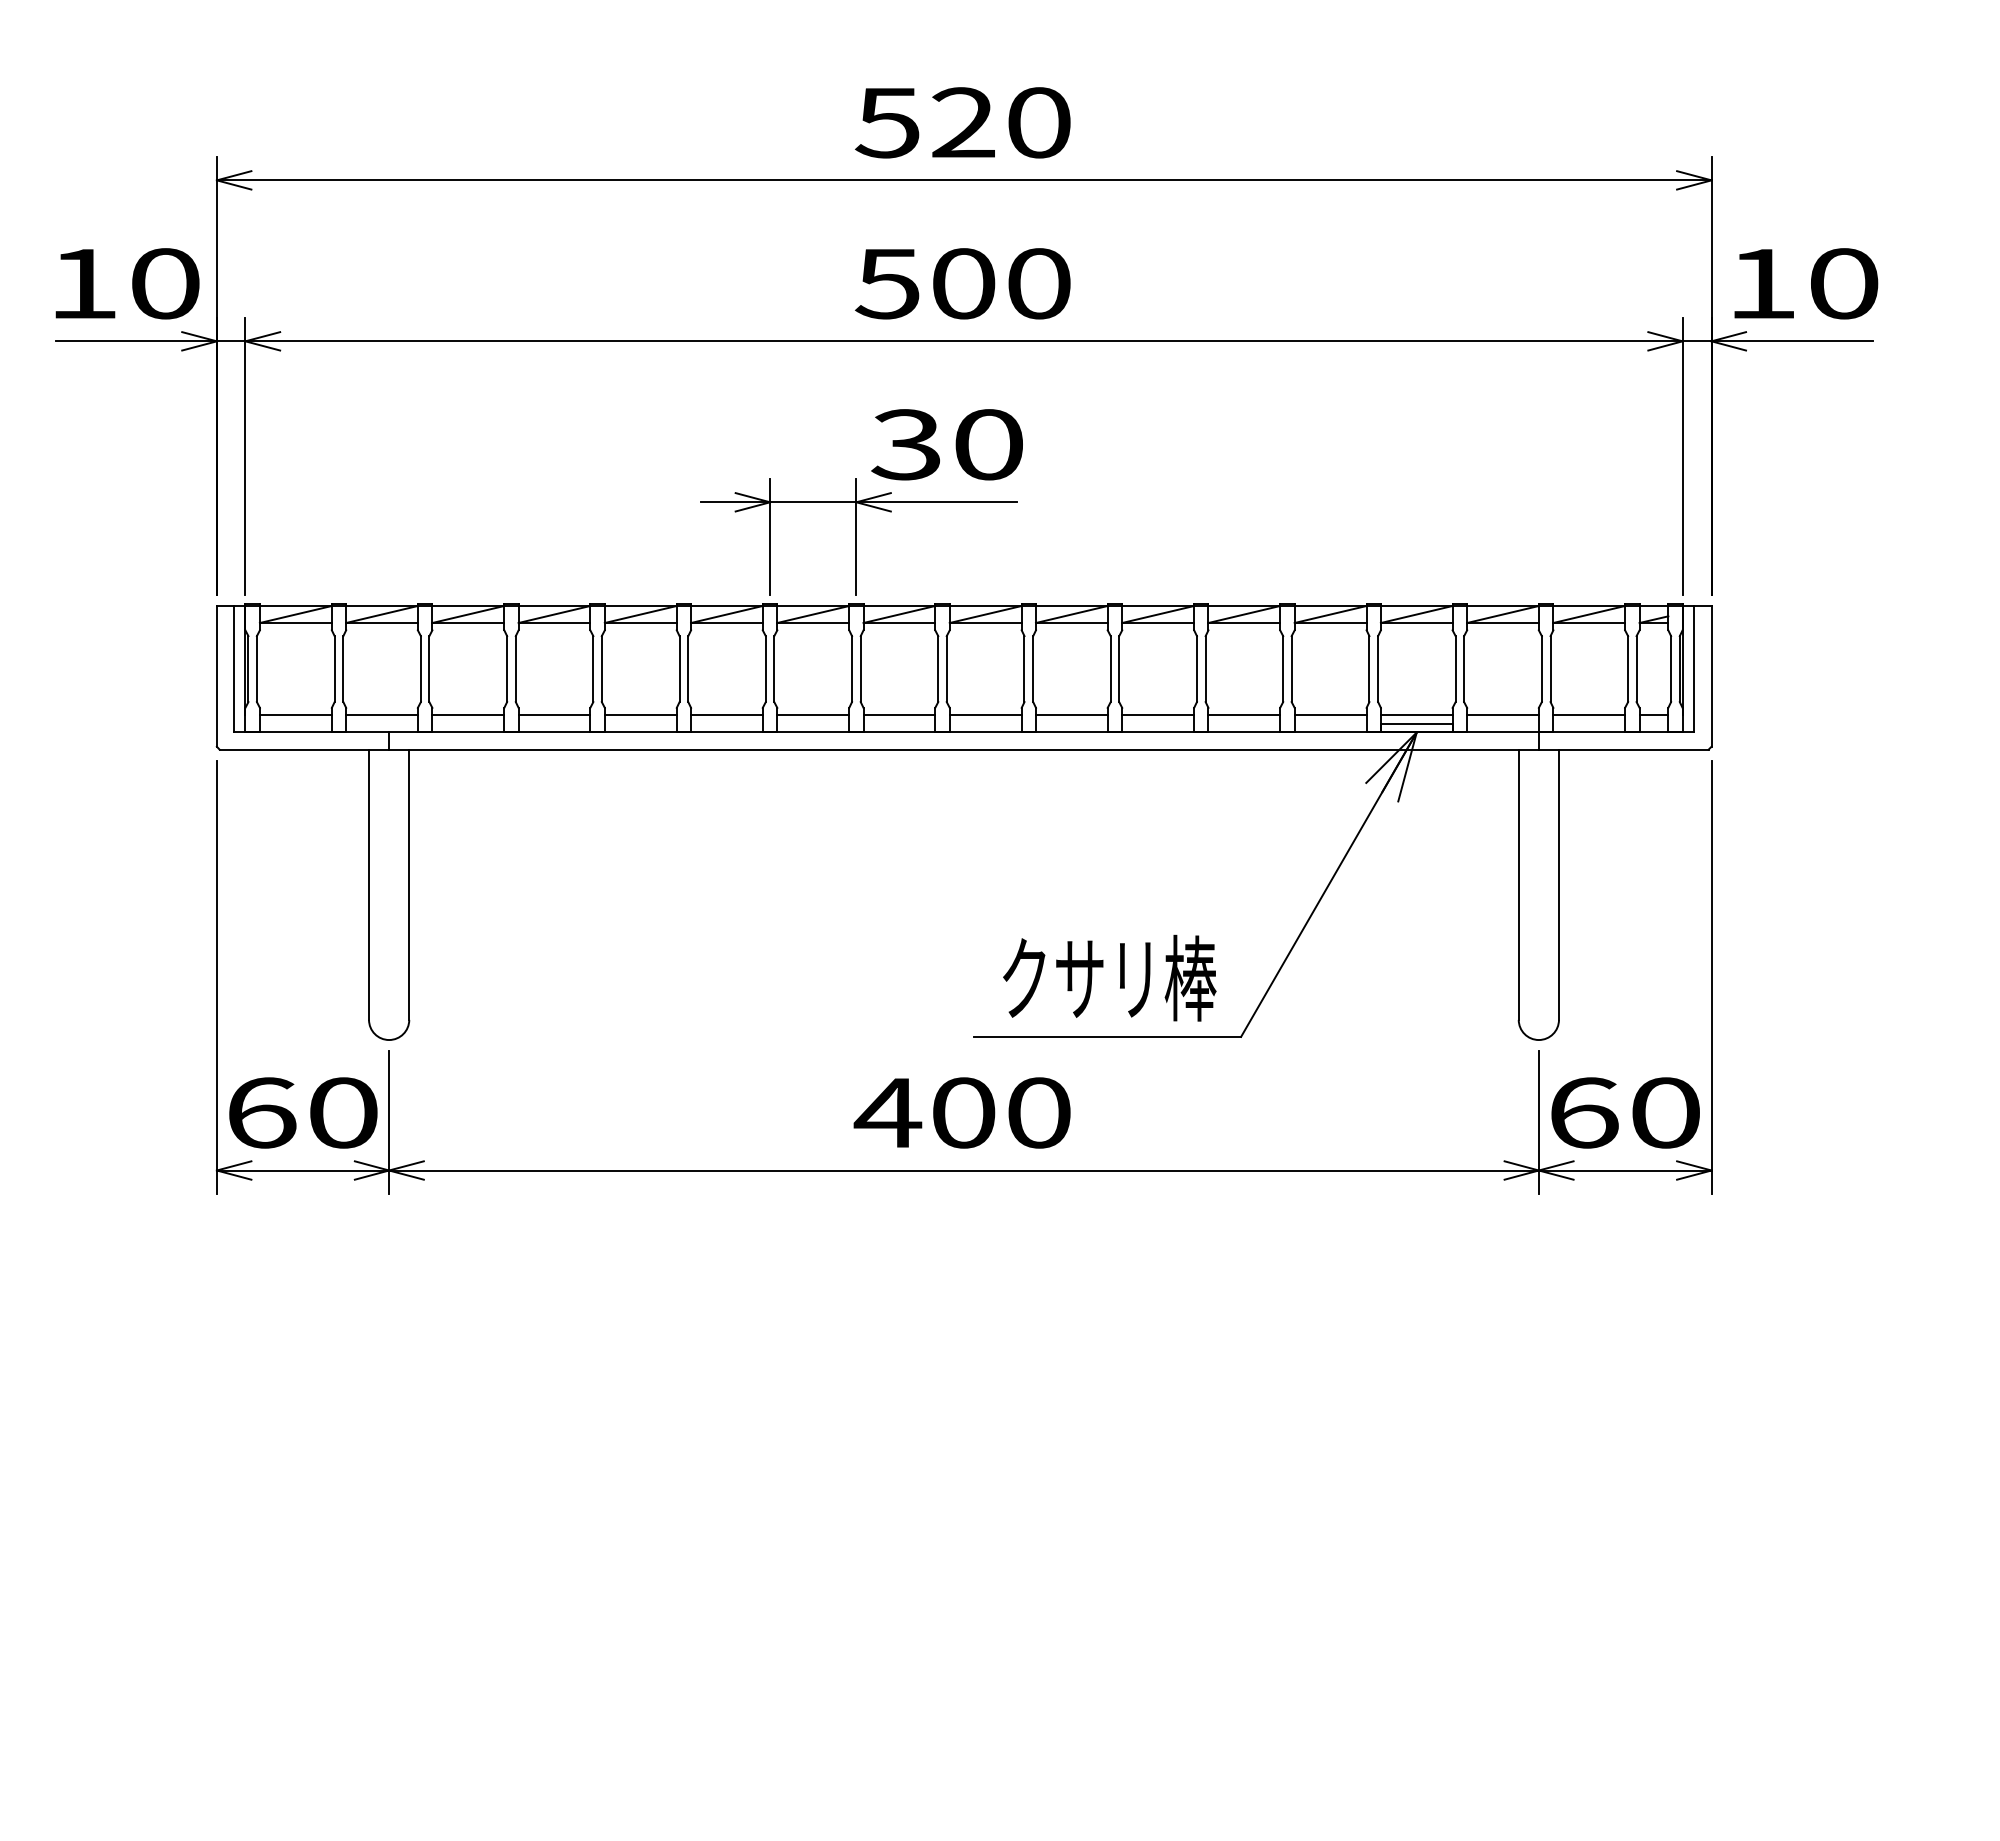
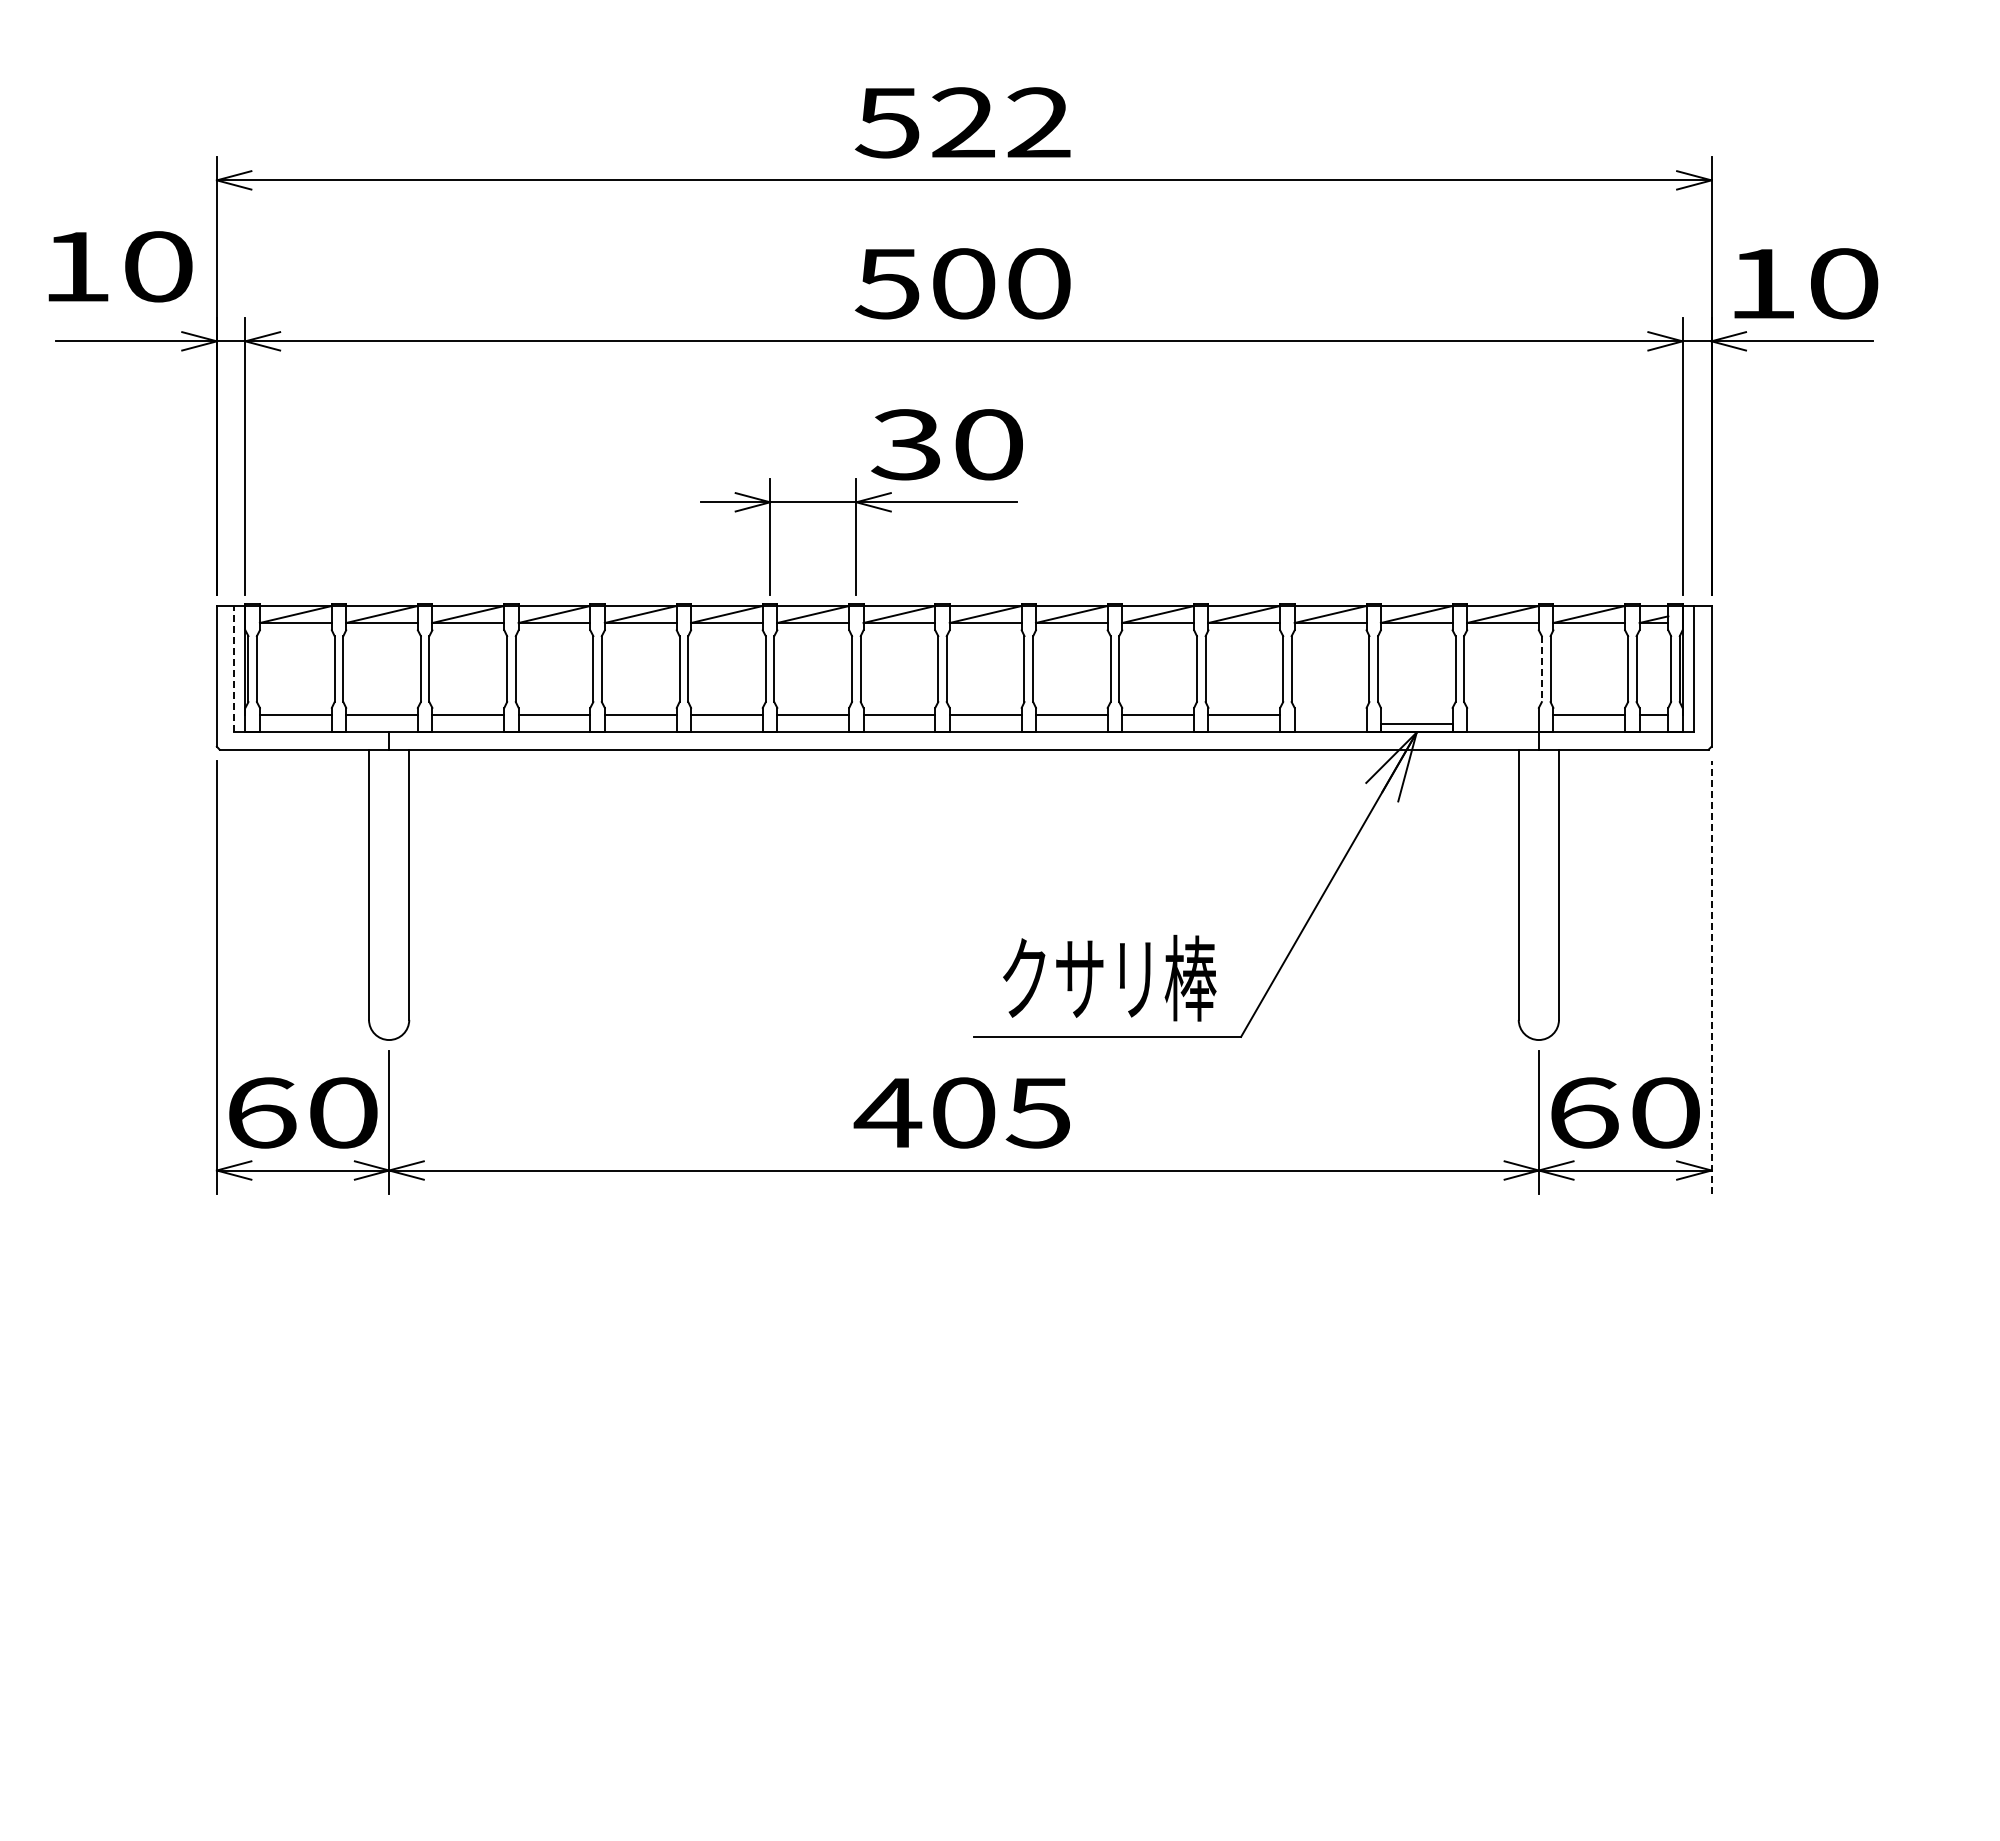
text: 520 -> 522 (1038, 122)
text position: (127, 283) -> (120, 266) (120, 266)
line: solid -> dashed (233, 668)
line: solid -> dashed (1541, 669)
line: present -> none (1330, 714)
line: present -> none (1416, 714)
line: present -> none (1502, 714)
line: solid -> dashed (1711, 976)
text: 400 -> 405 (1037, 1112)
